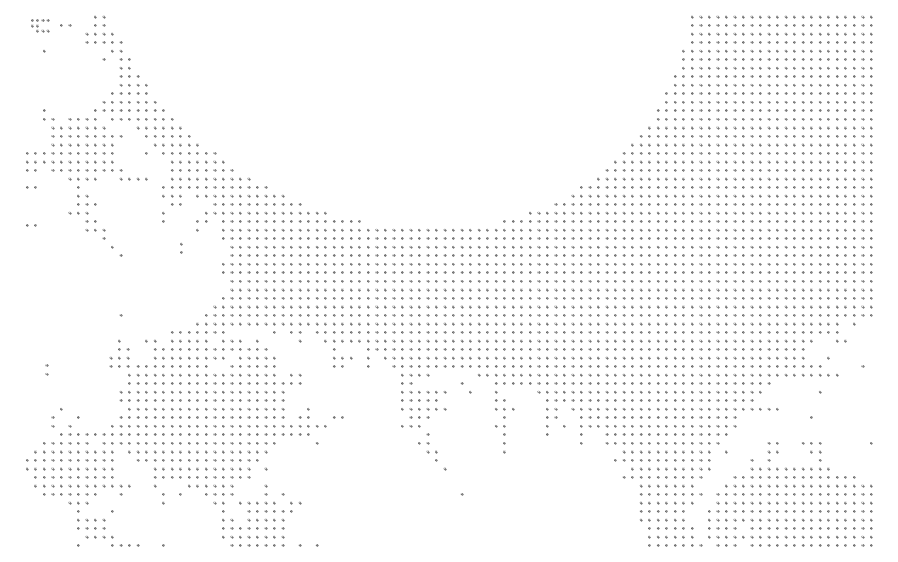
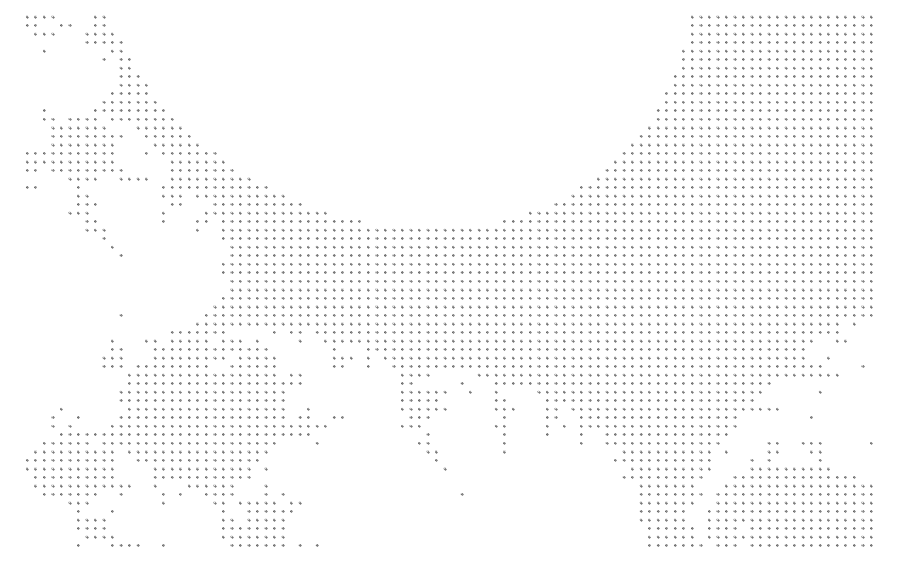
part size: 19x14 px -> 29x20 px (40, 25)
part: present -> none (31, 225)
part: present -> none (181, 248)
part position: (119, 353) -> (112, 353) (112, 353)
part: present -> none (46, 369)
